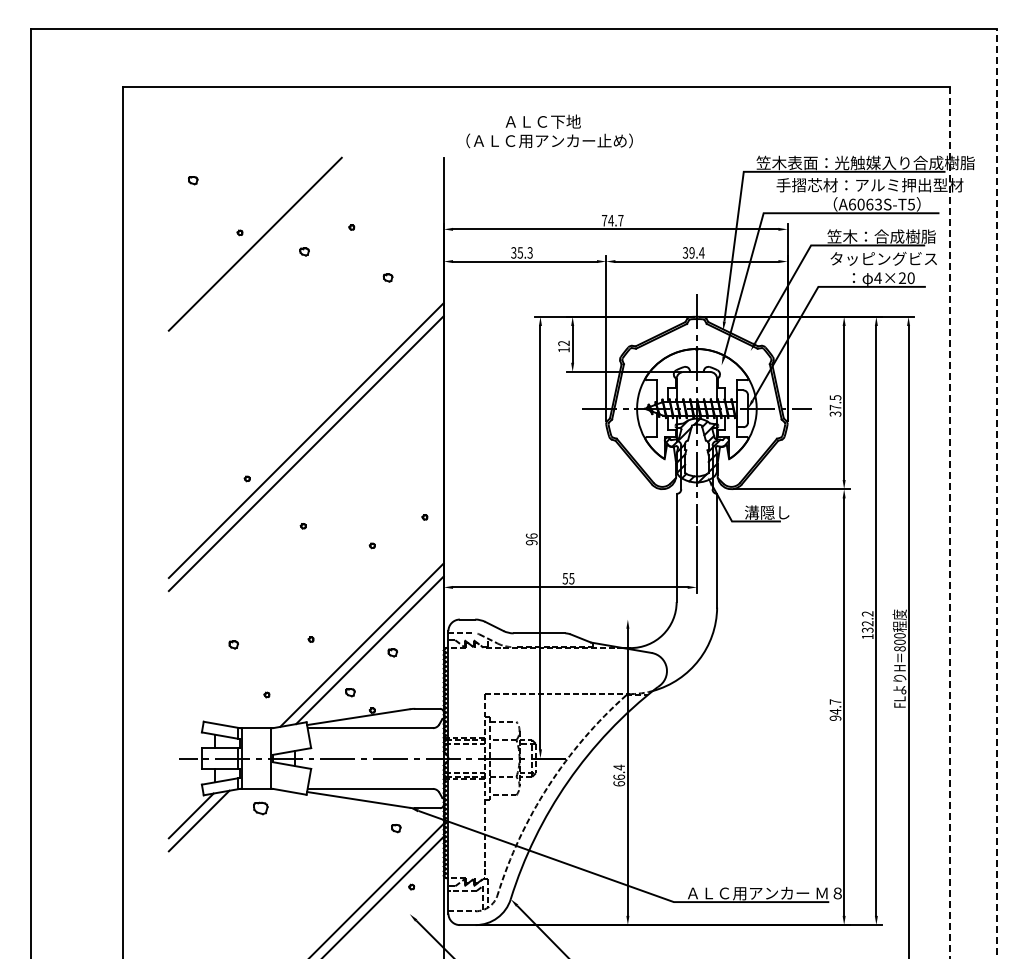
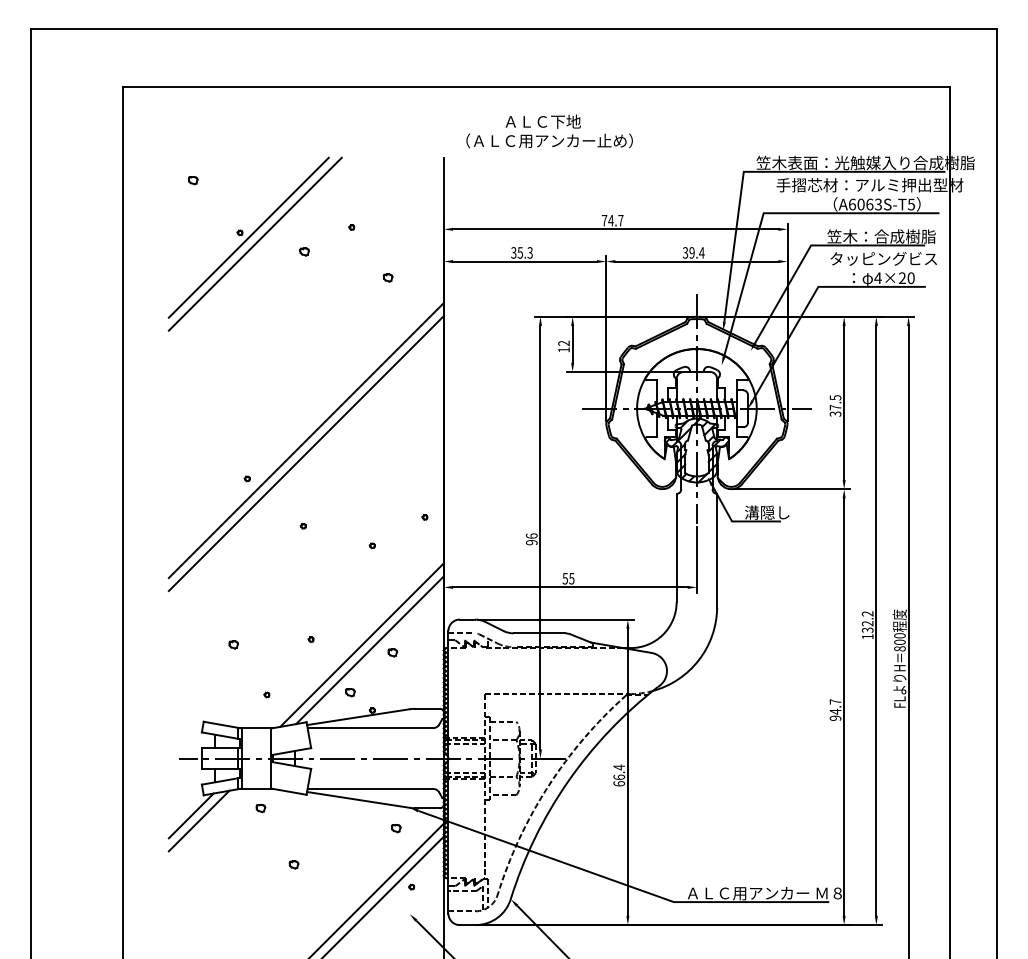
line: none -> present (248, 237)
line: dashed -> solid (997, 493)
line: dashed -> solid (949, 522)
line: none -> present (555, 619)
part size: 16x15 px -> 12x11 px (260, 808)
part: none -> present (293, 864)
